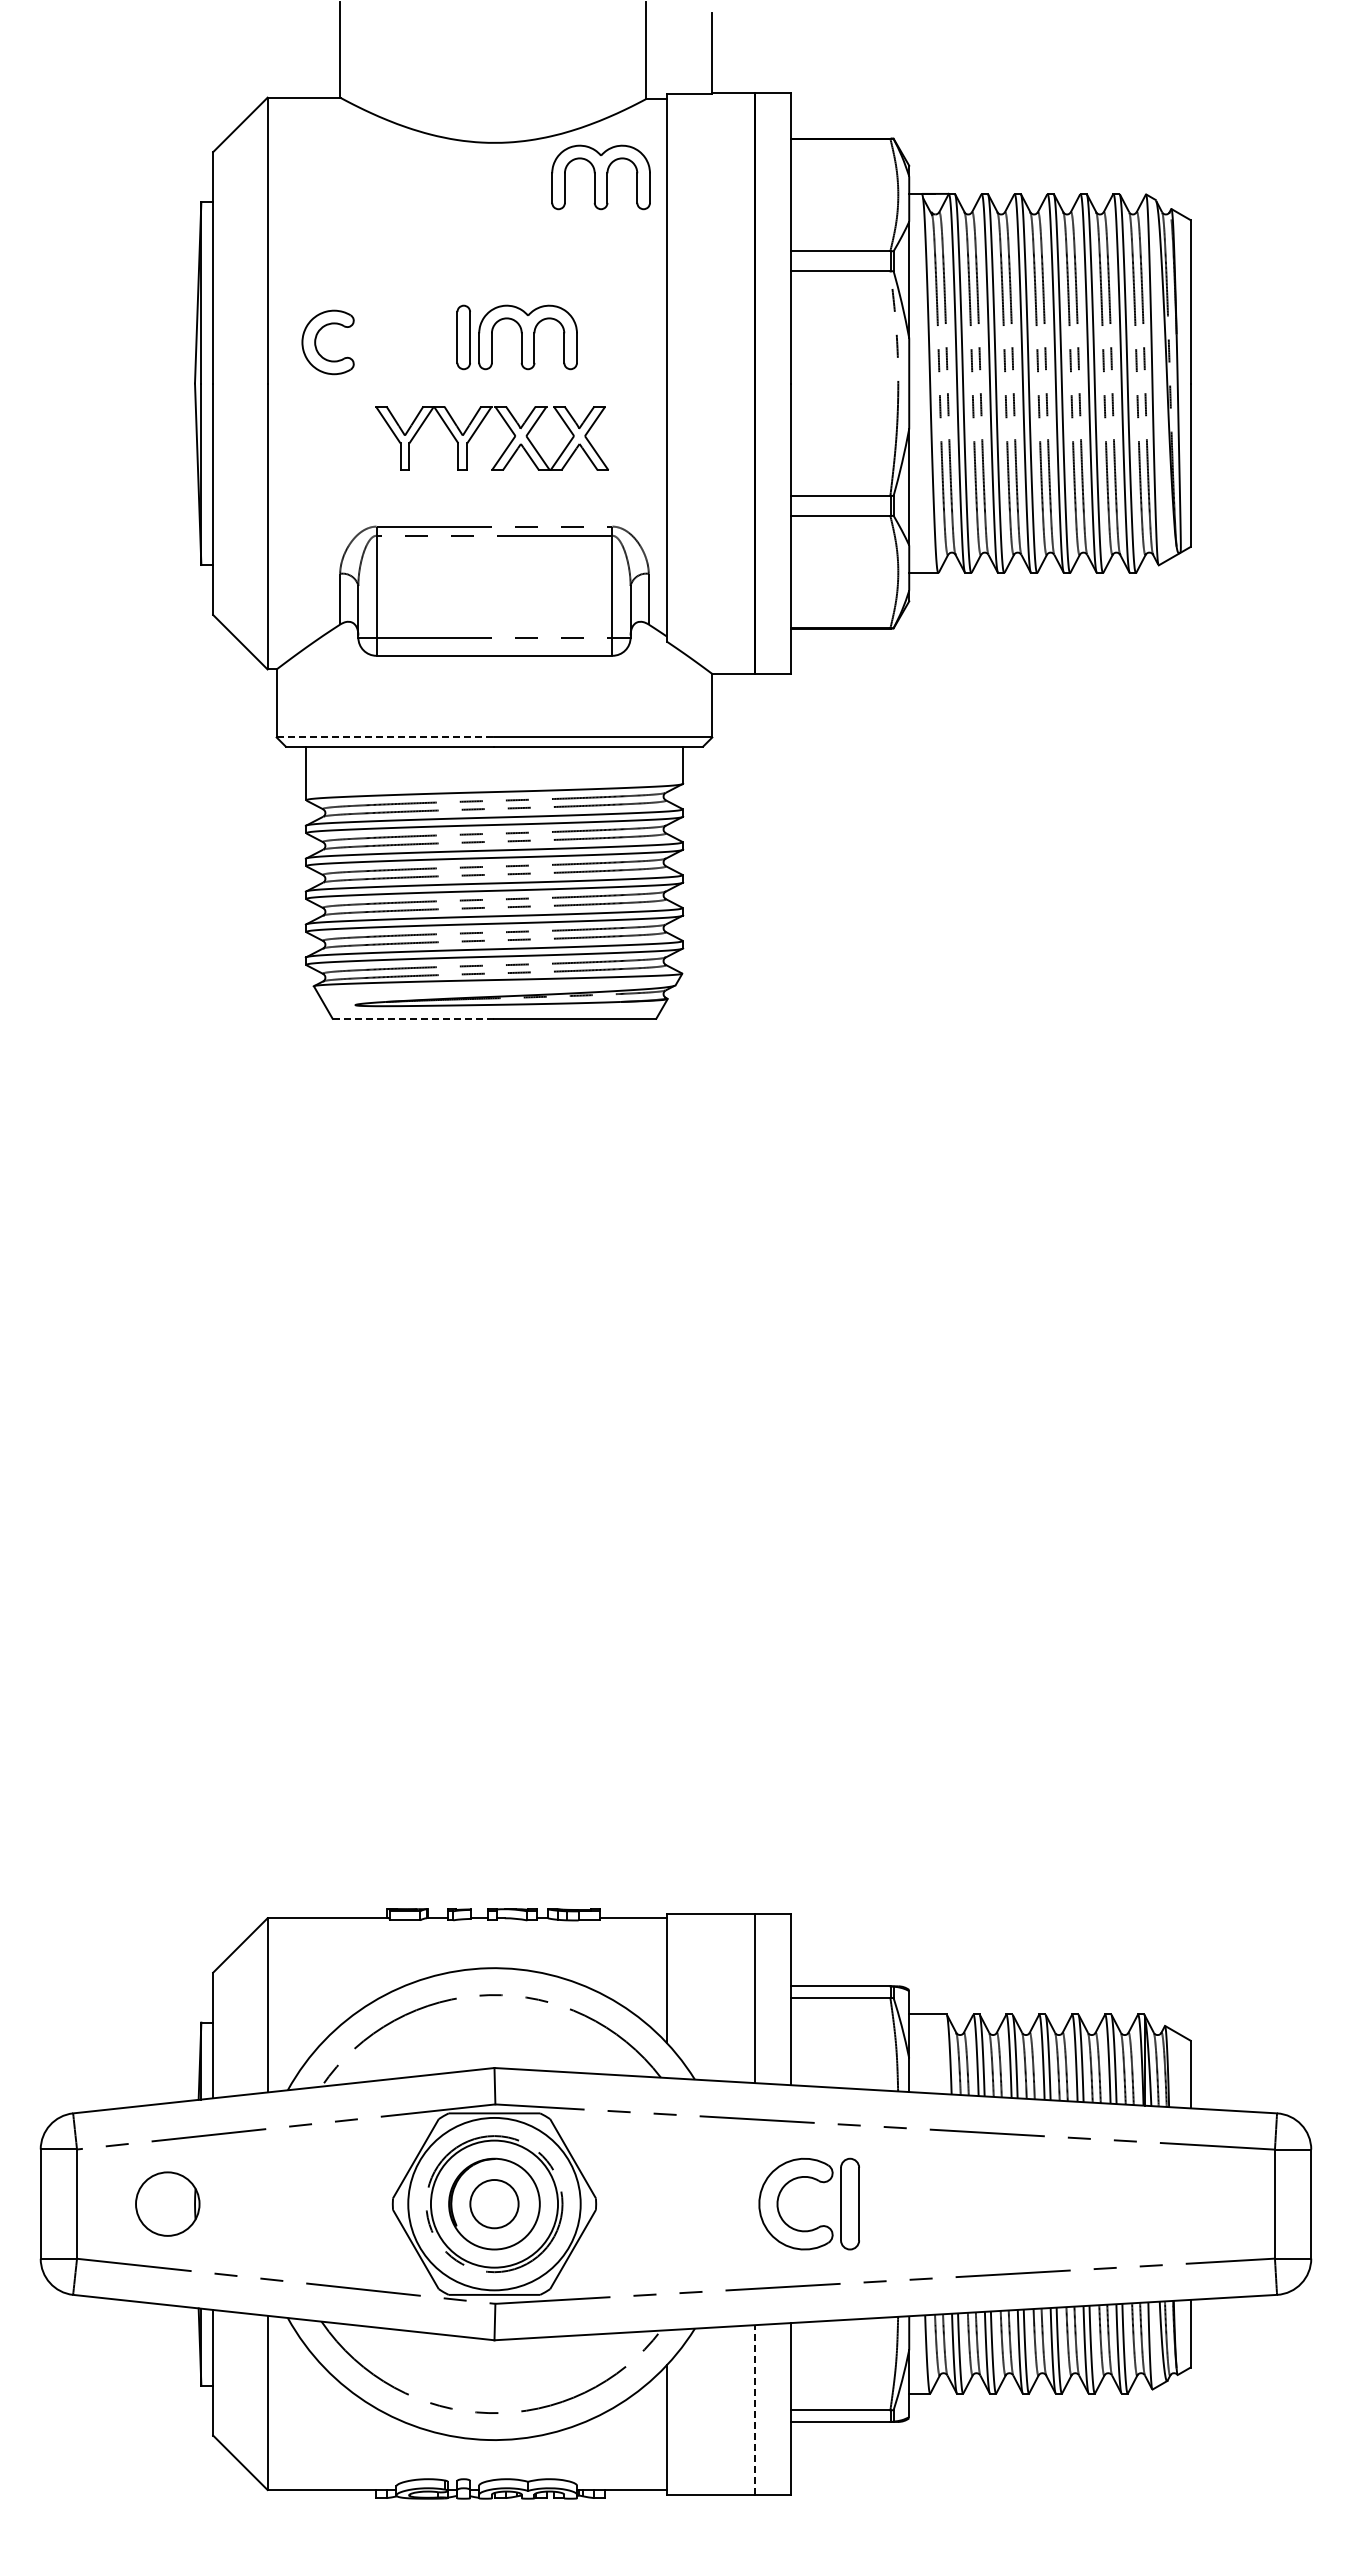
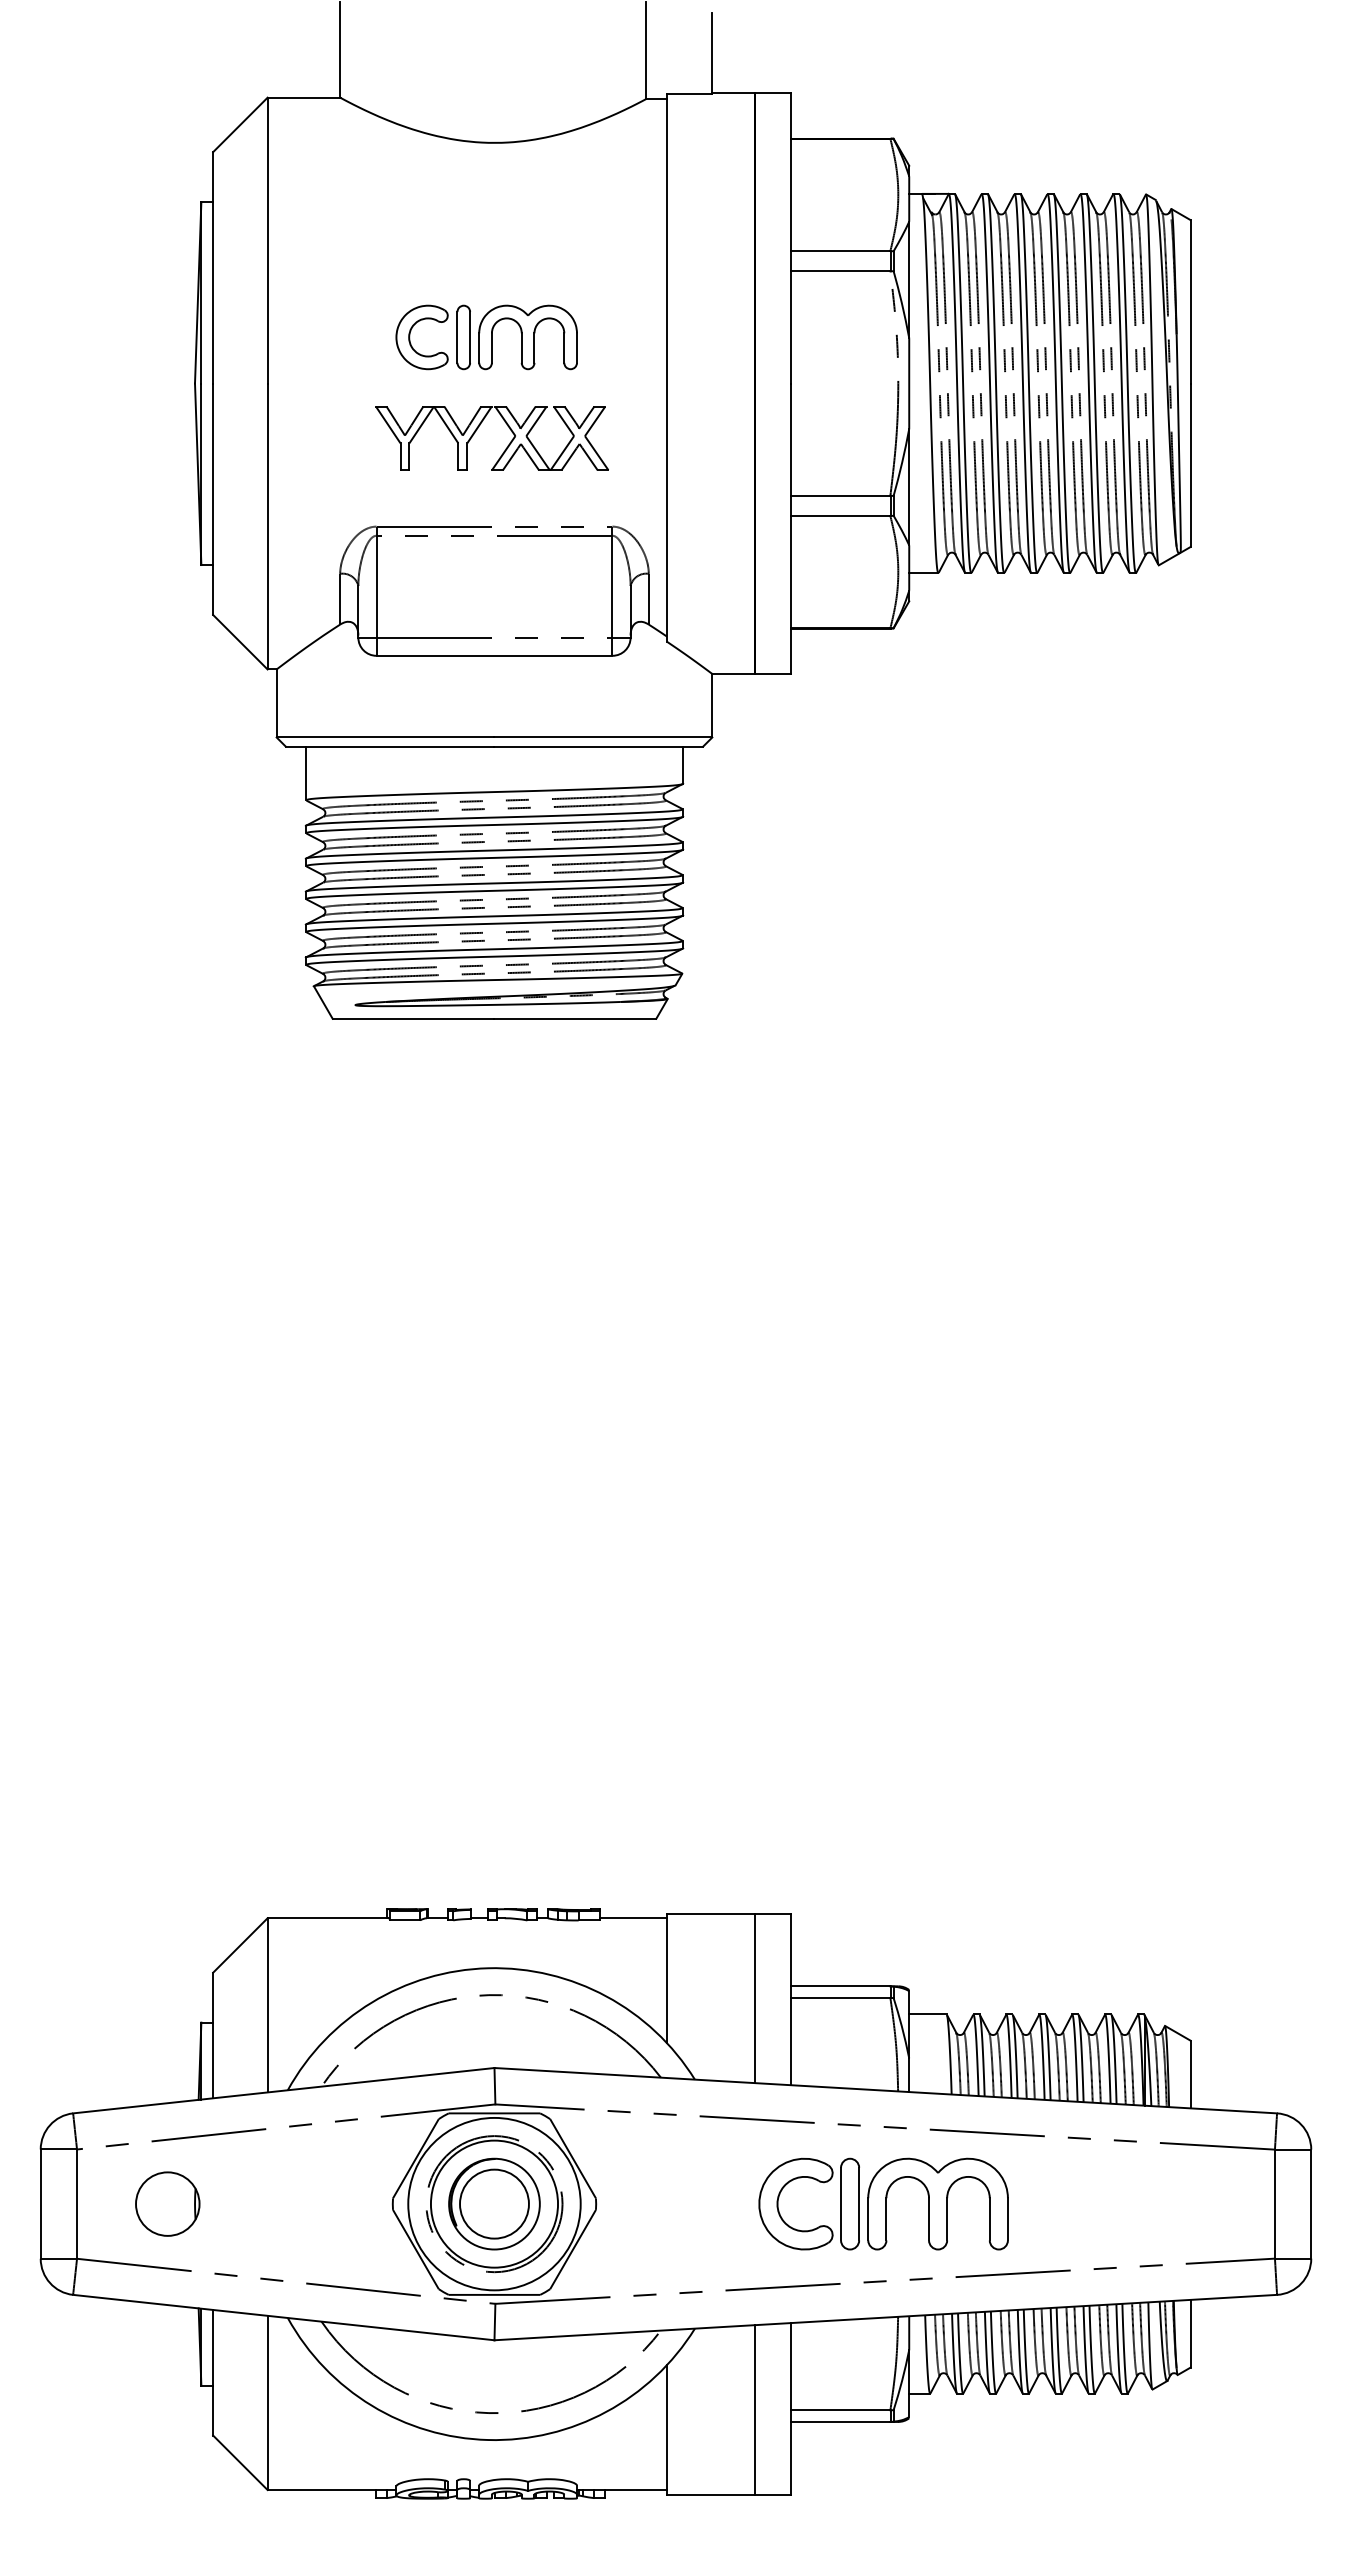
part: present -> none (600, 177)
part position: (316, 342) -> (410, 337) (410, 337)
line: dashed -> solid (385, 737)
line: dashed -> solid (413, 1018)
part: none -> present (937, 2203)
circle diameter: 48 px -> 69 px (494, 2203)
line: dashed -> solid (754, 2409)
